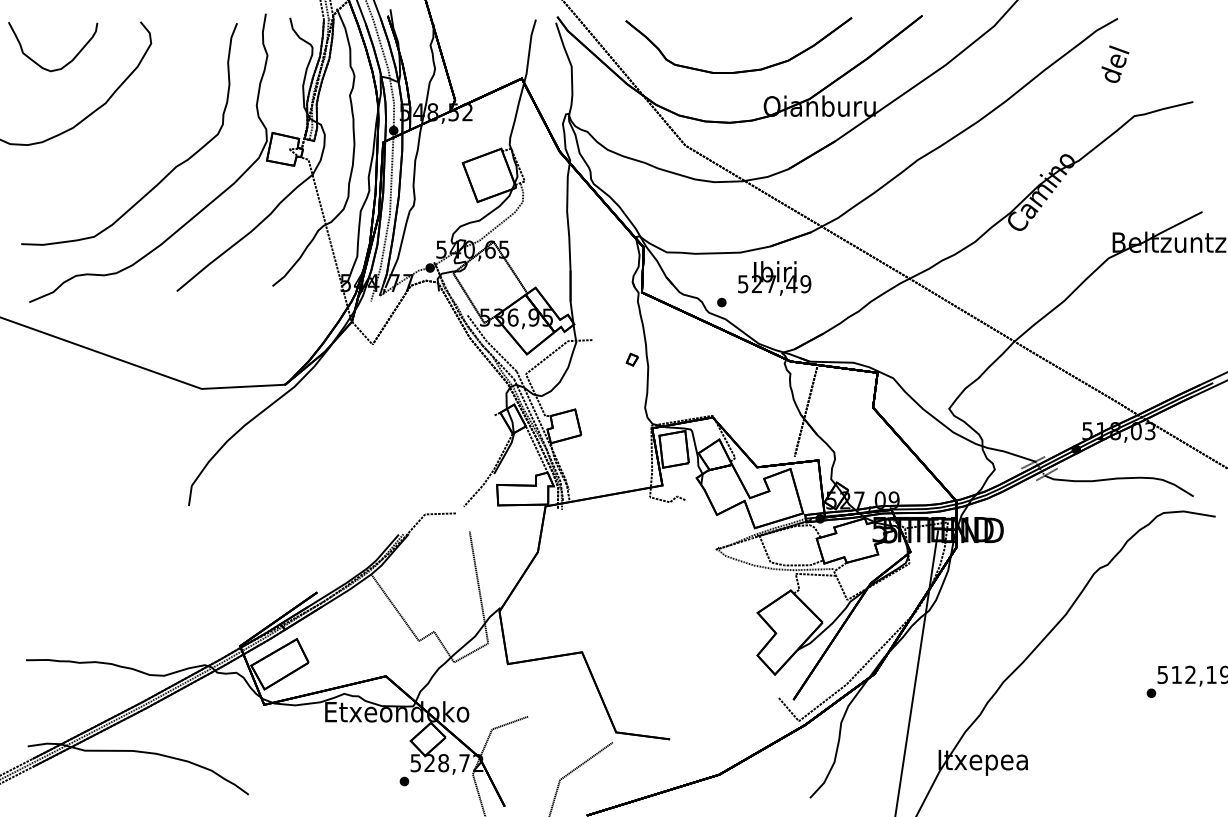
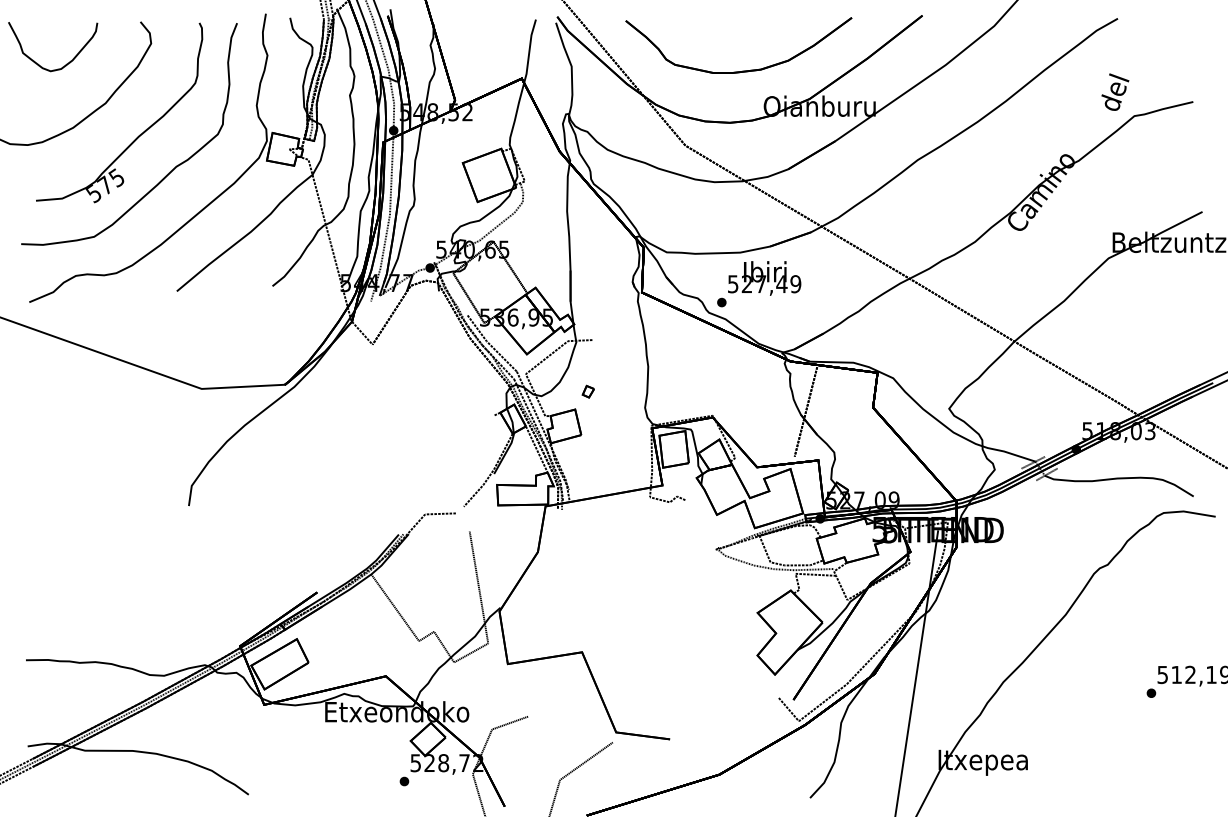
text position: (1115, 63) -> (1115, 91) (1115, 91)
part: none -> present (139, 134)
text position: (774, 278) -> (764, 278) (764, 278)
part position: (631, 359) -> (587, 391) (587, 391)
